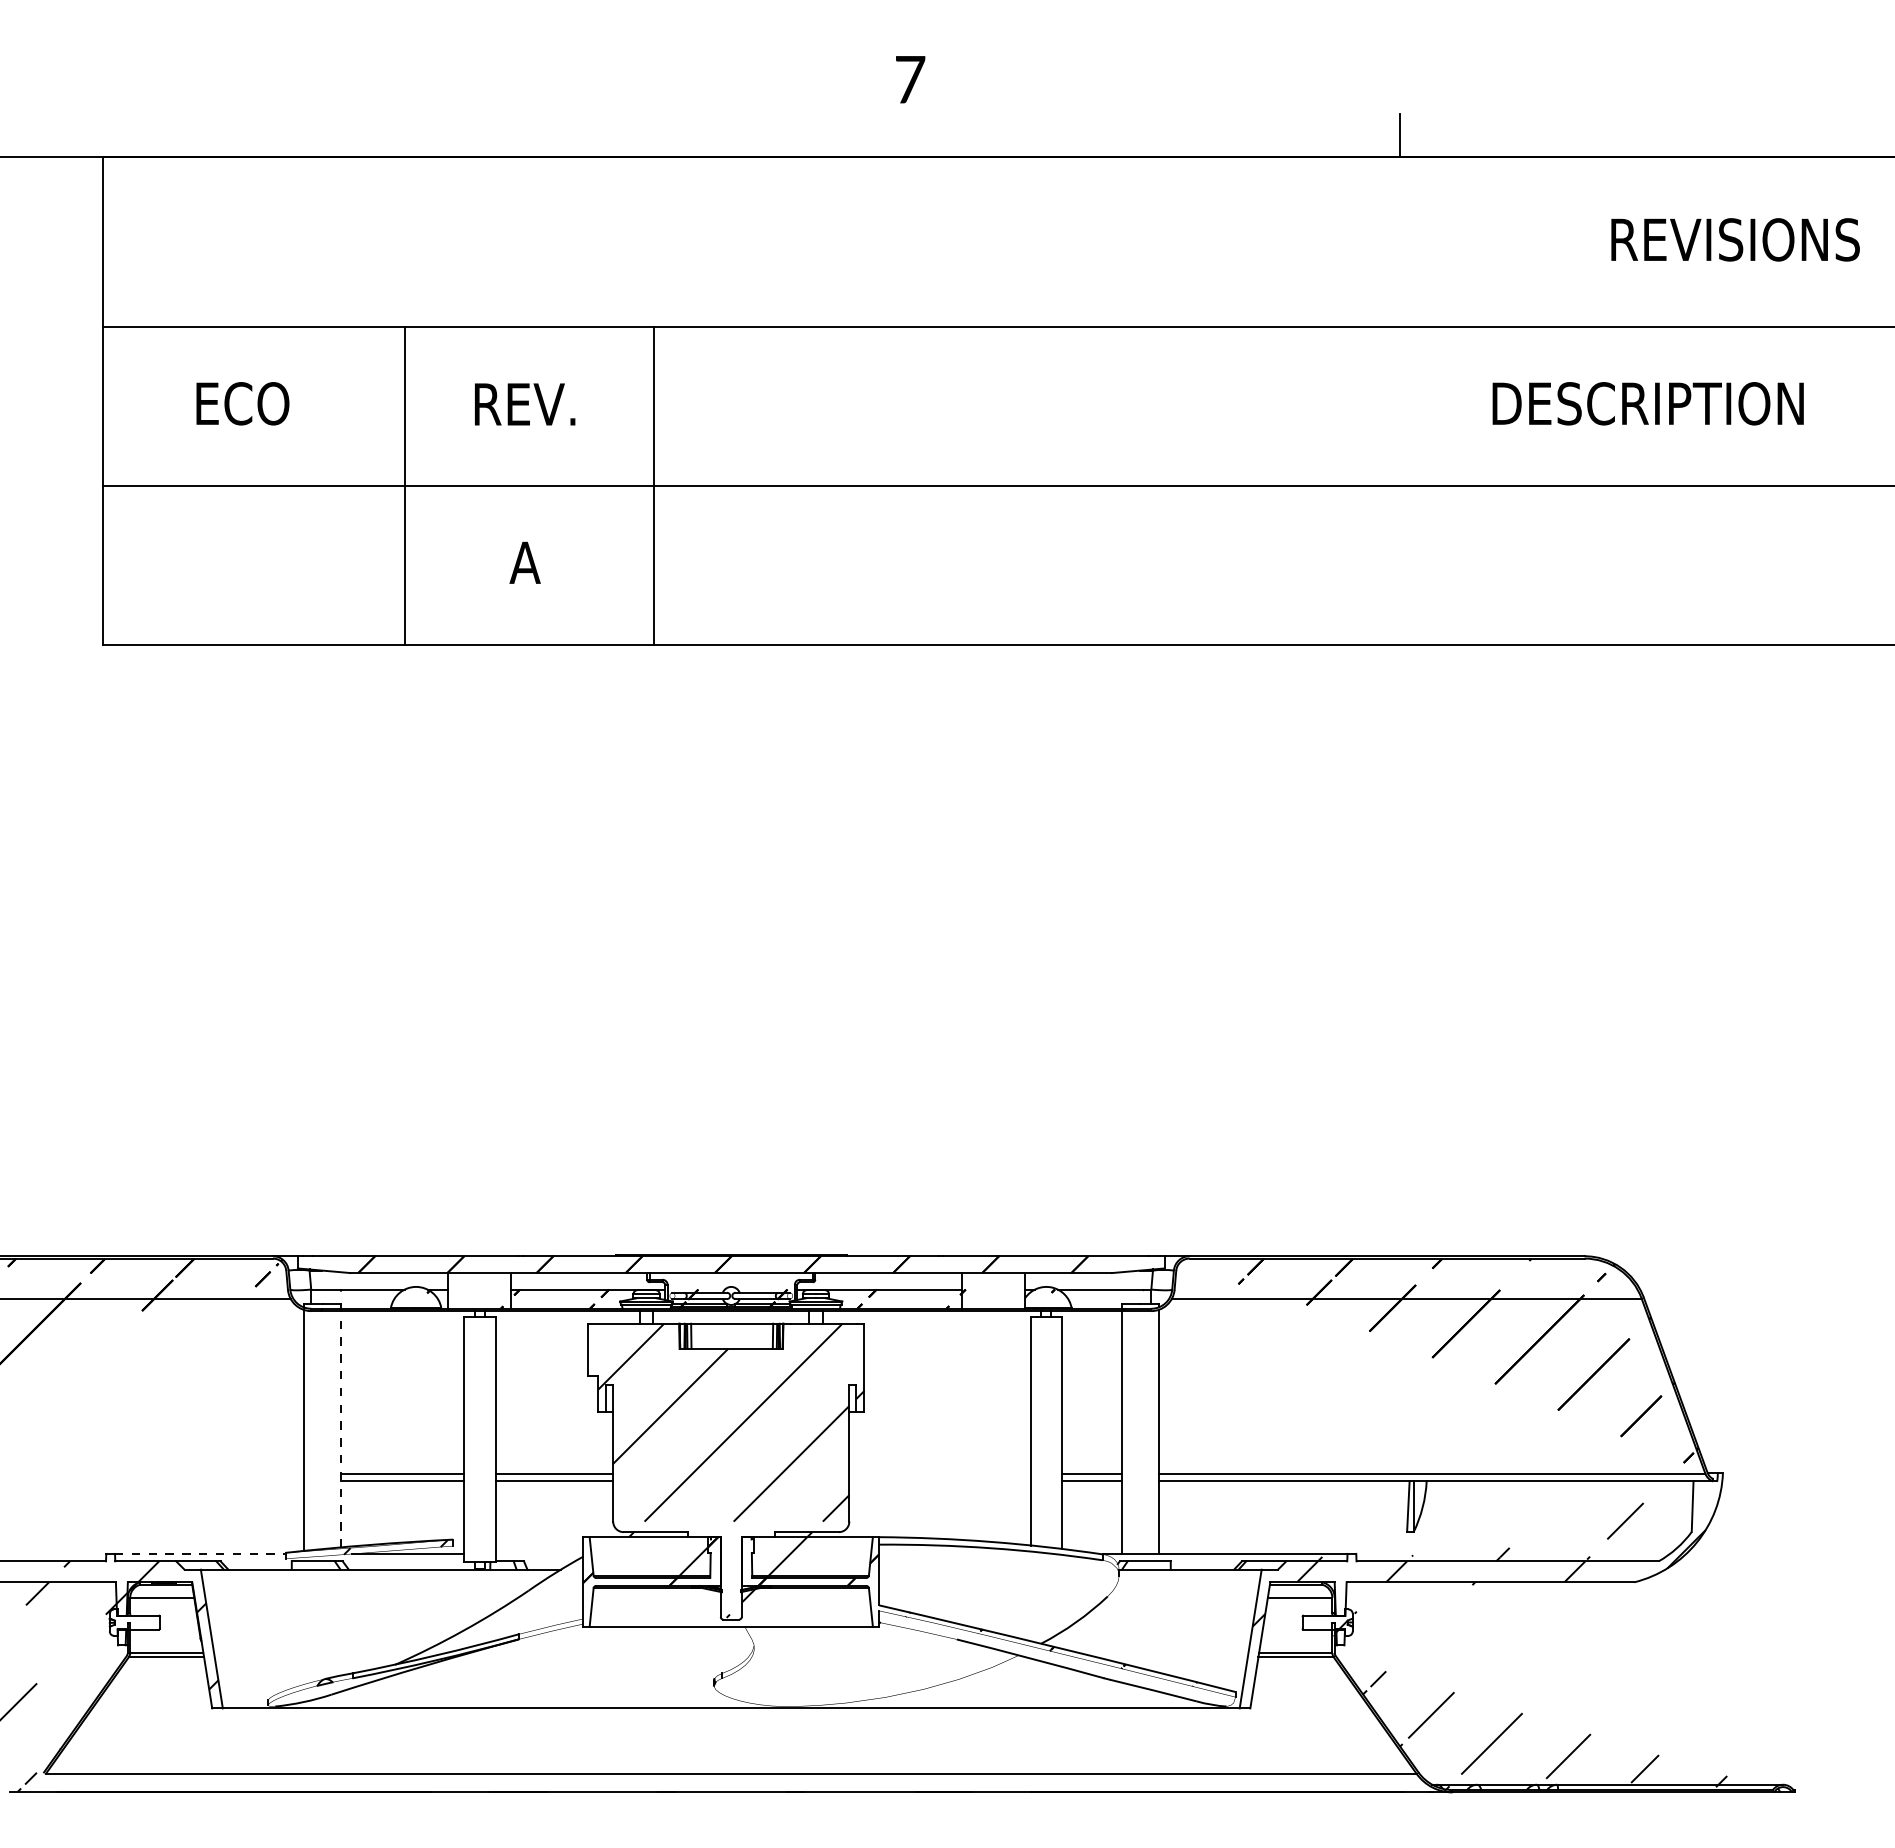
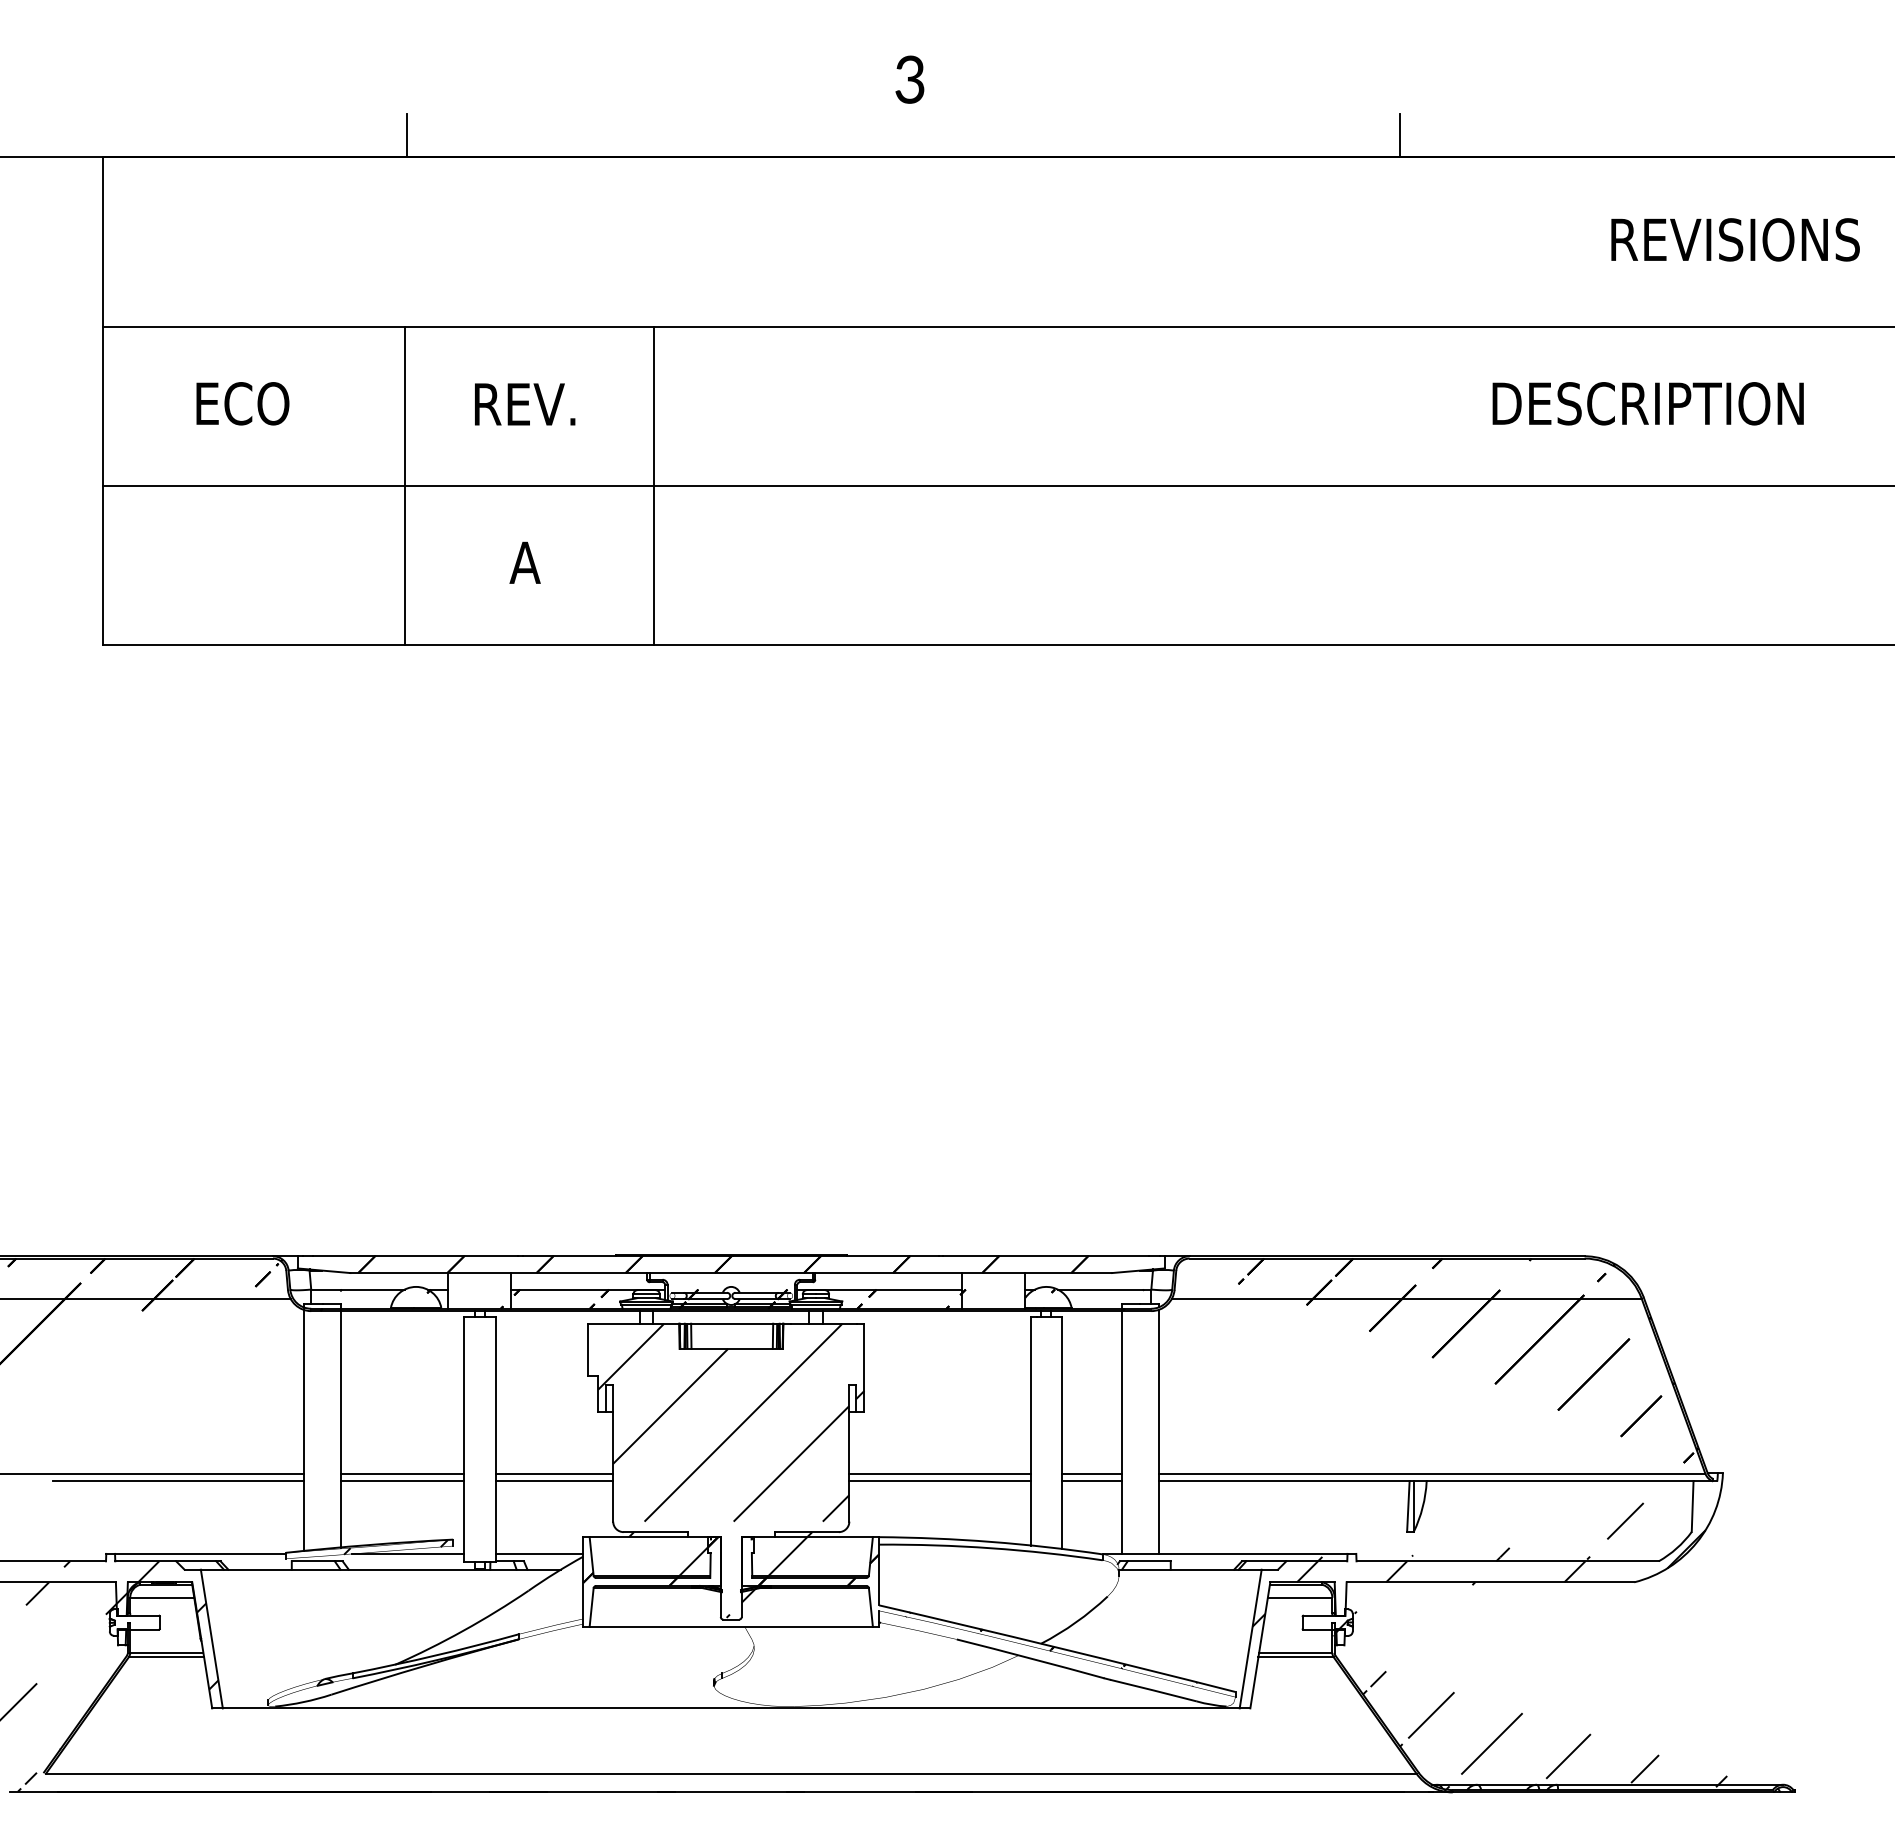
text: 7 -> 3 (910, 79)
line: none -> present (407, 135)
line: dashed -> solid (341, 1428)
line: none -> present (153, 1473)
line: none -> present (939, 1473)
line: none -> present (178, 1481)
line: none -> present (939, 1481)
line: dashed -> solid (200, 1553)
line: none -> present (539, 1553)
